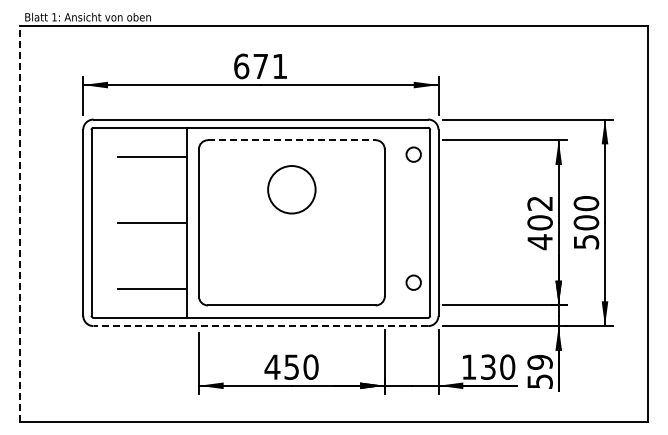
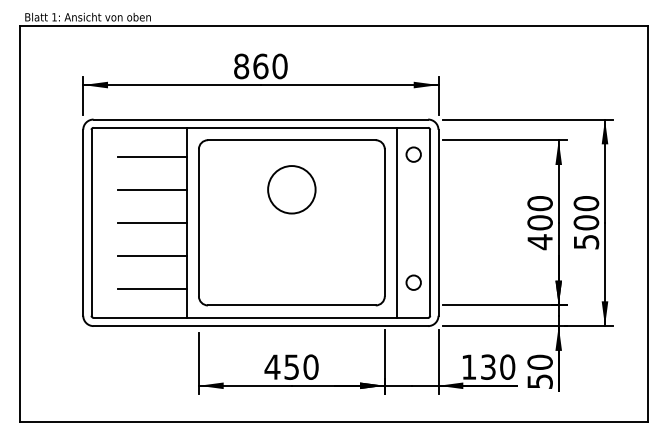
text: 671 -> 860 (260, 66)
line: dashed -> solid (291, 140)
line: none -> present (152, 189)
text: 402 -> 400 (539, 203)
line: none -> present (397, 222)
line: dashed -> solid (20, 223)
line: none -> present (152, 255)
line: dashed -> solid (260, 326)
text: 59 -> 50 (539, 361)
